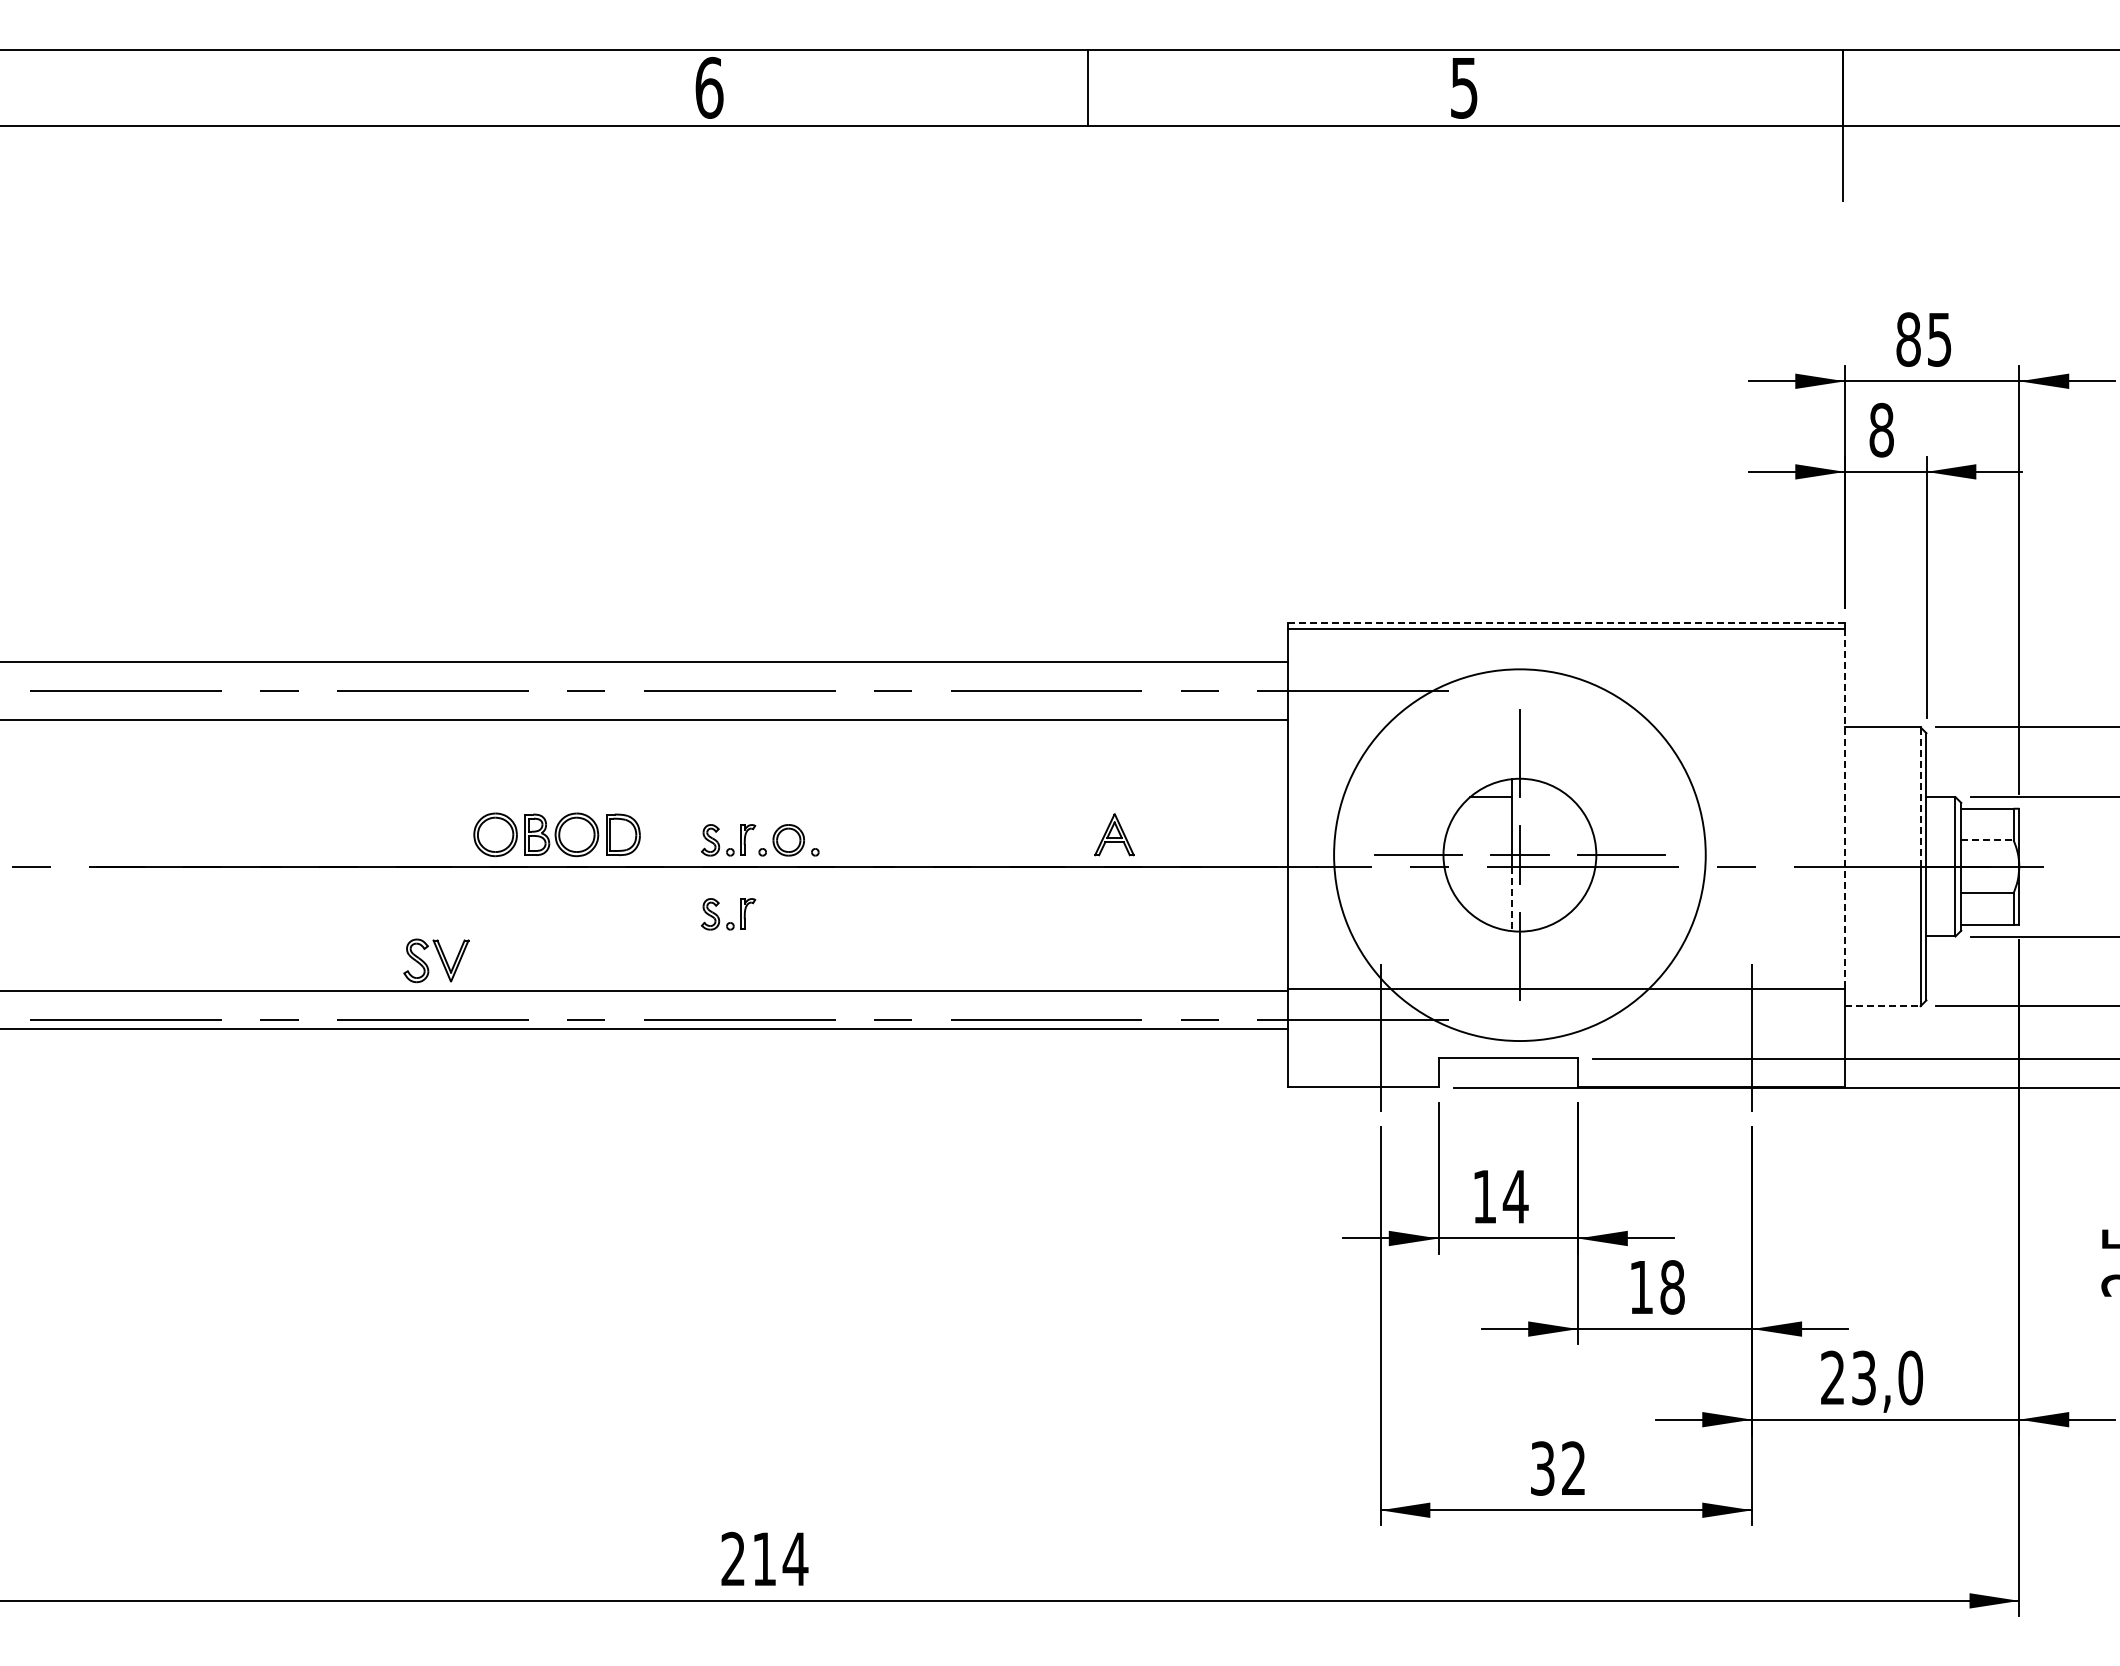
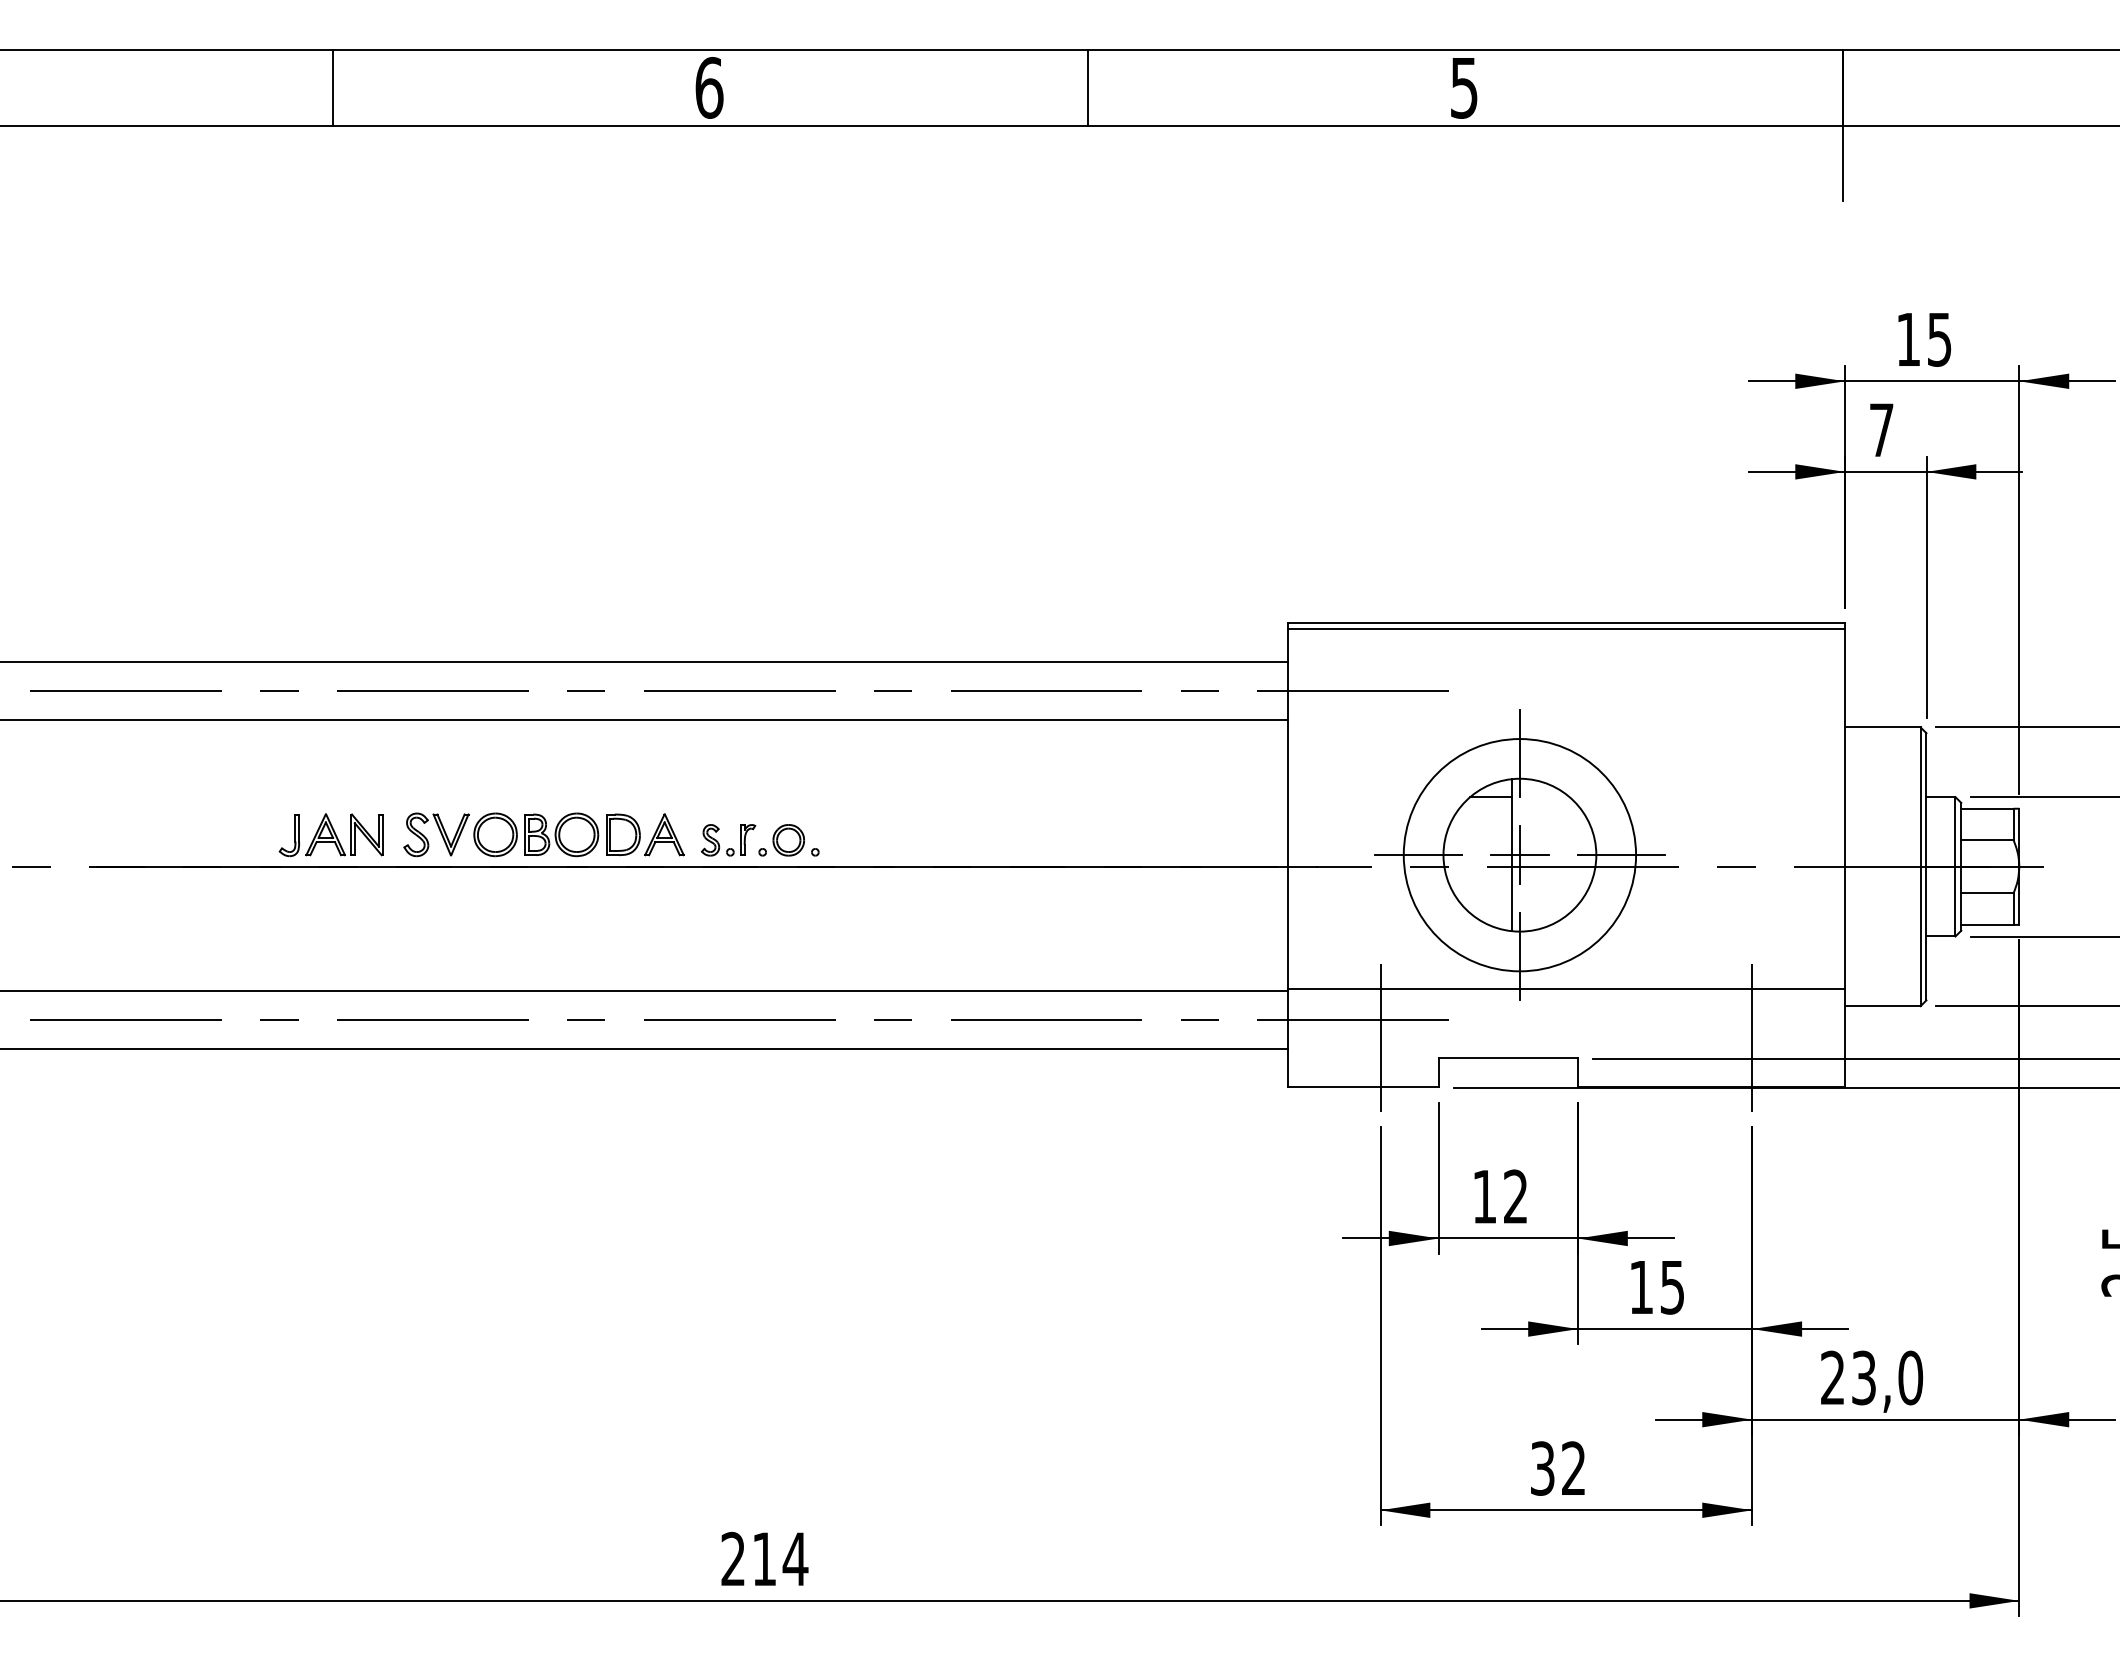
line: none -> present (332, 87)
text: 85 -> 15 (1908, 339)
text: 8 -> 7 (1881, 429)
line: dashed -> solid (1566, 622)
line: dashed -> solid (1920, 797)
line: dashed -> solid (1845, 809)
part position: (1114, 834) -> (664, 834) (664, 834)
part: none -> present (330, 835)
line: dashed -> solid (1987, 840)
circle diameter: 372 px -> 232 px (1519, 855)
line: dashed -> solid (1511, 899)
part: present -> none (728, 922)
part position: (436, 960) -> (436, 834) (436, 834)
line: dashed -> solid (1882, 1006)
line position: (644, 1028) -> (644, 1048) (644, 1048)
text: 14 -> 12 (1515, 1196)
text: 18 -> 15 (1672, 1287)
